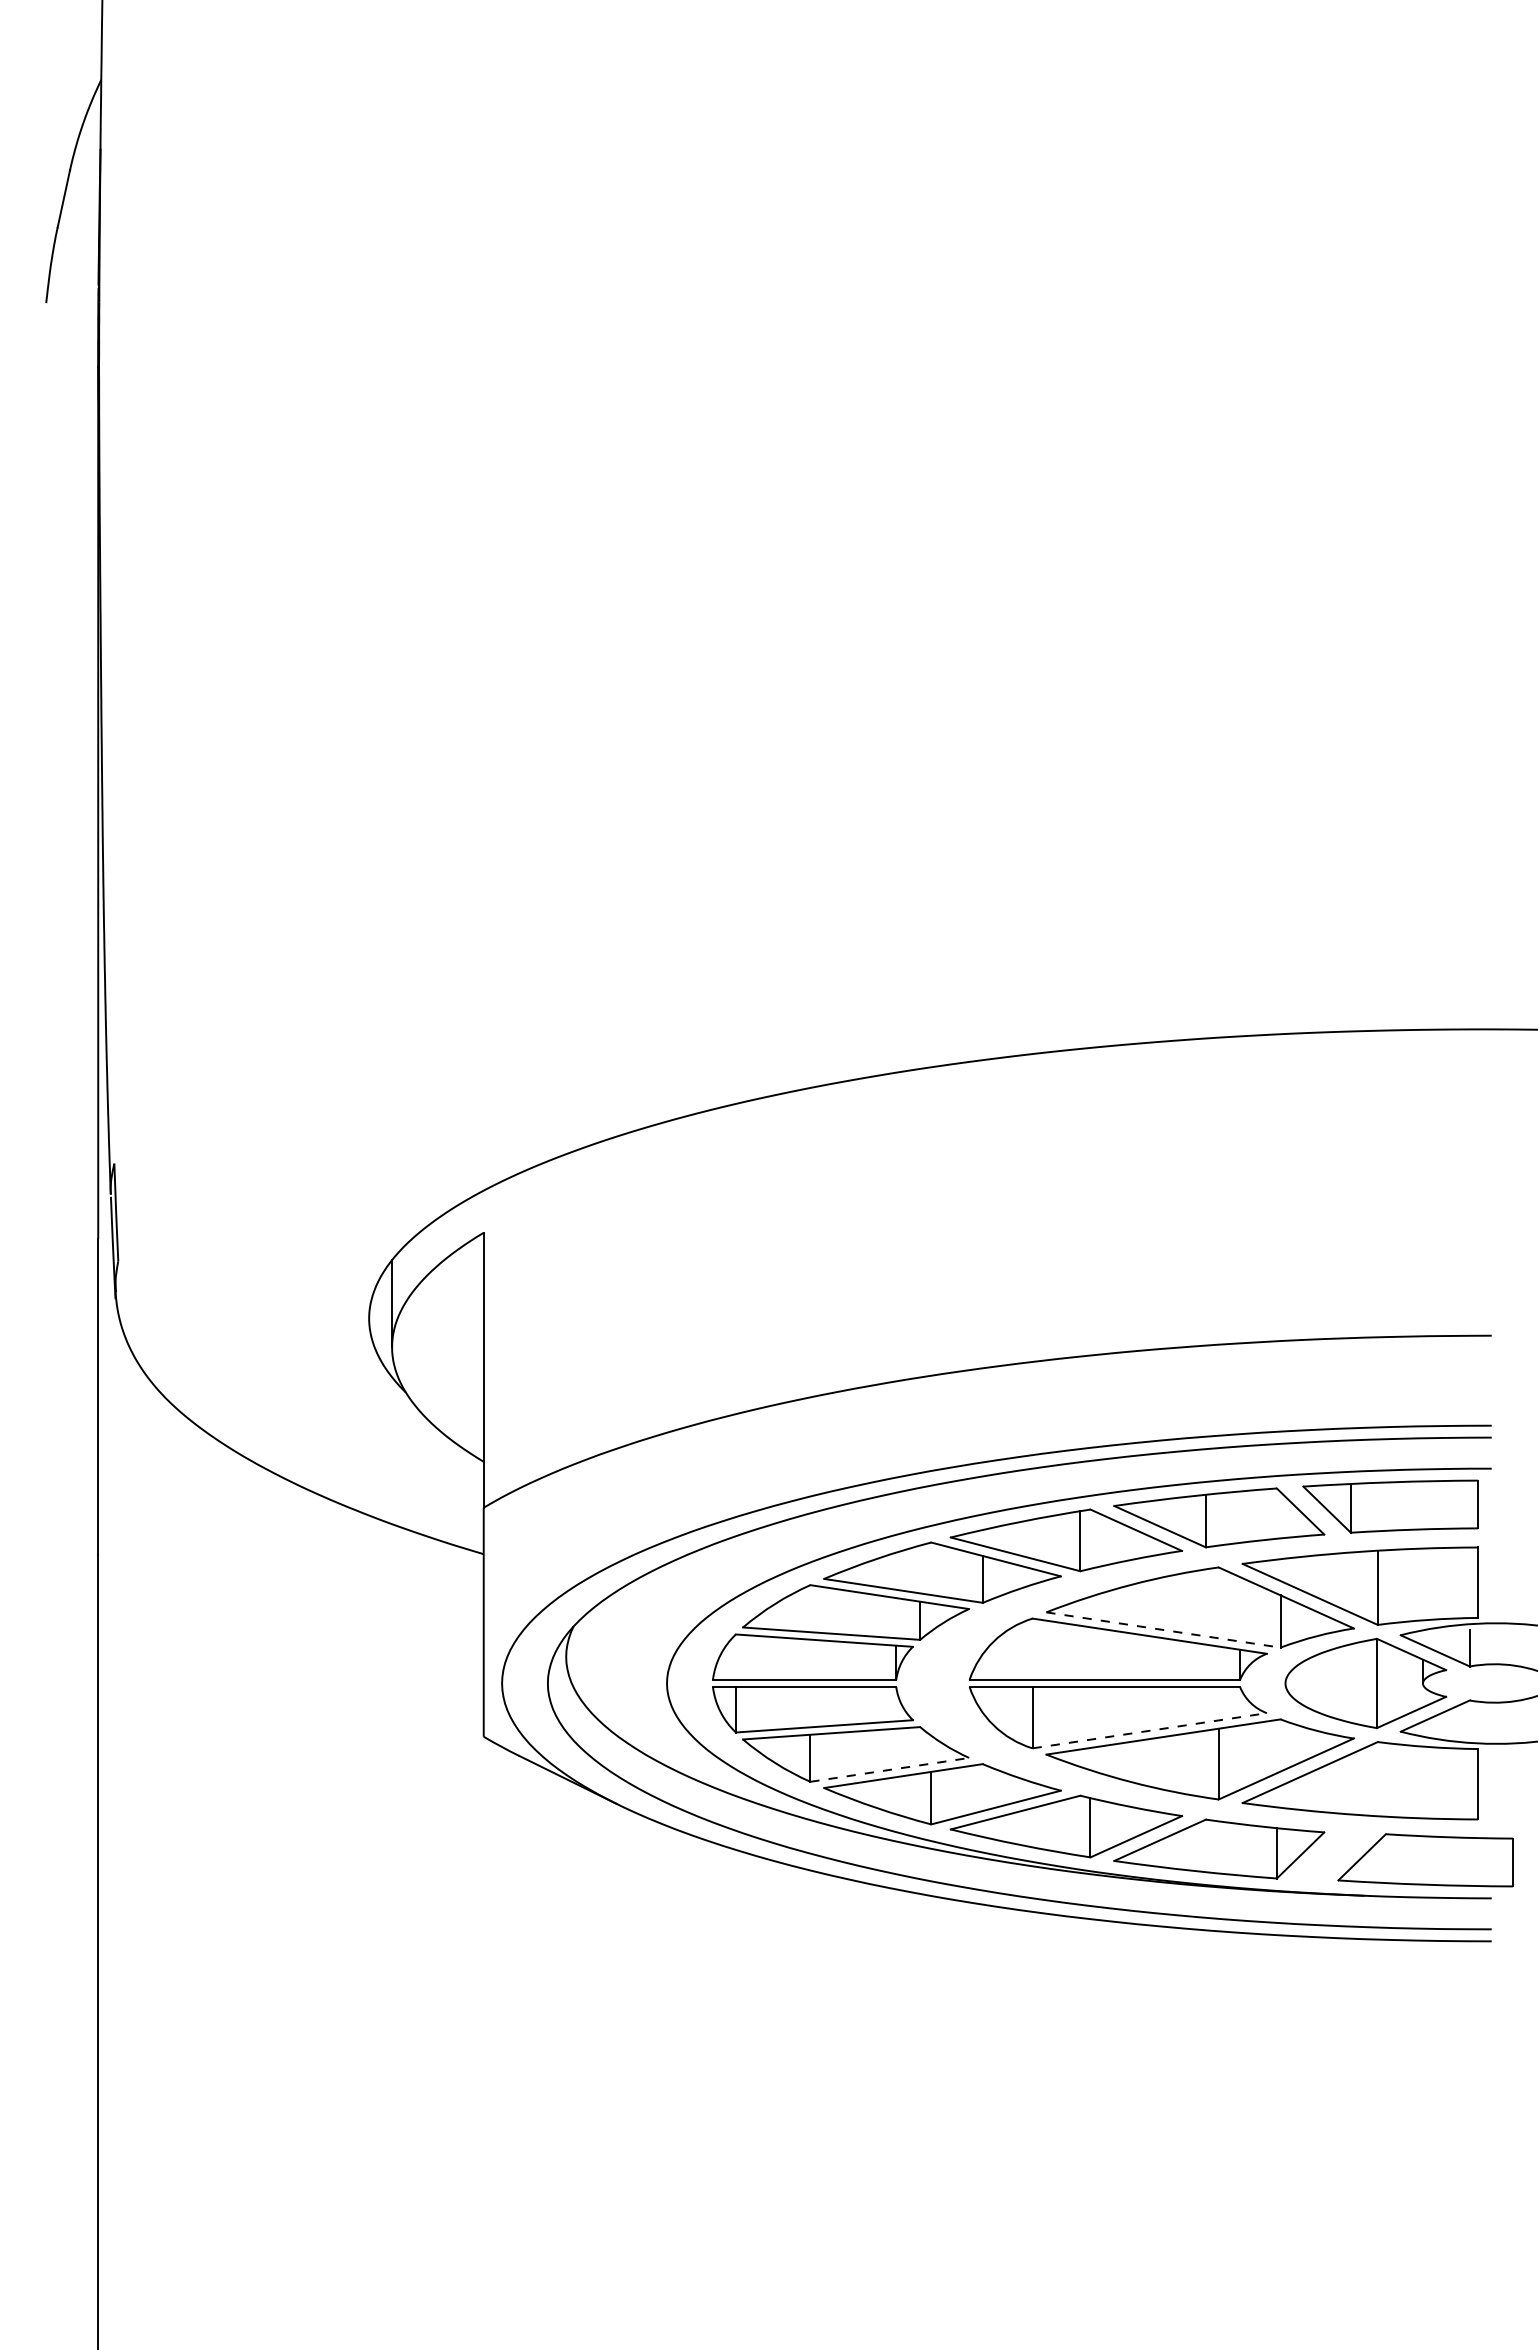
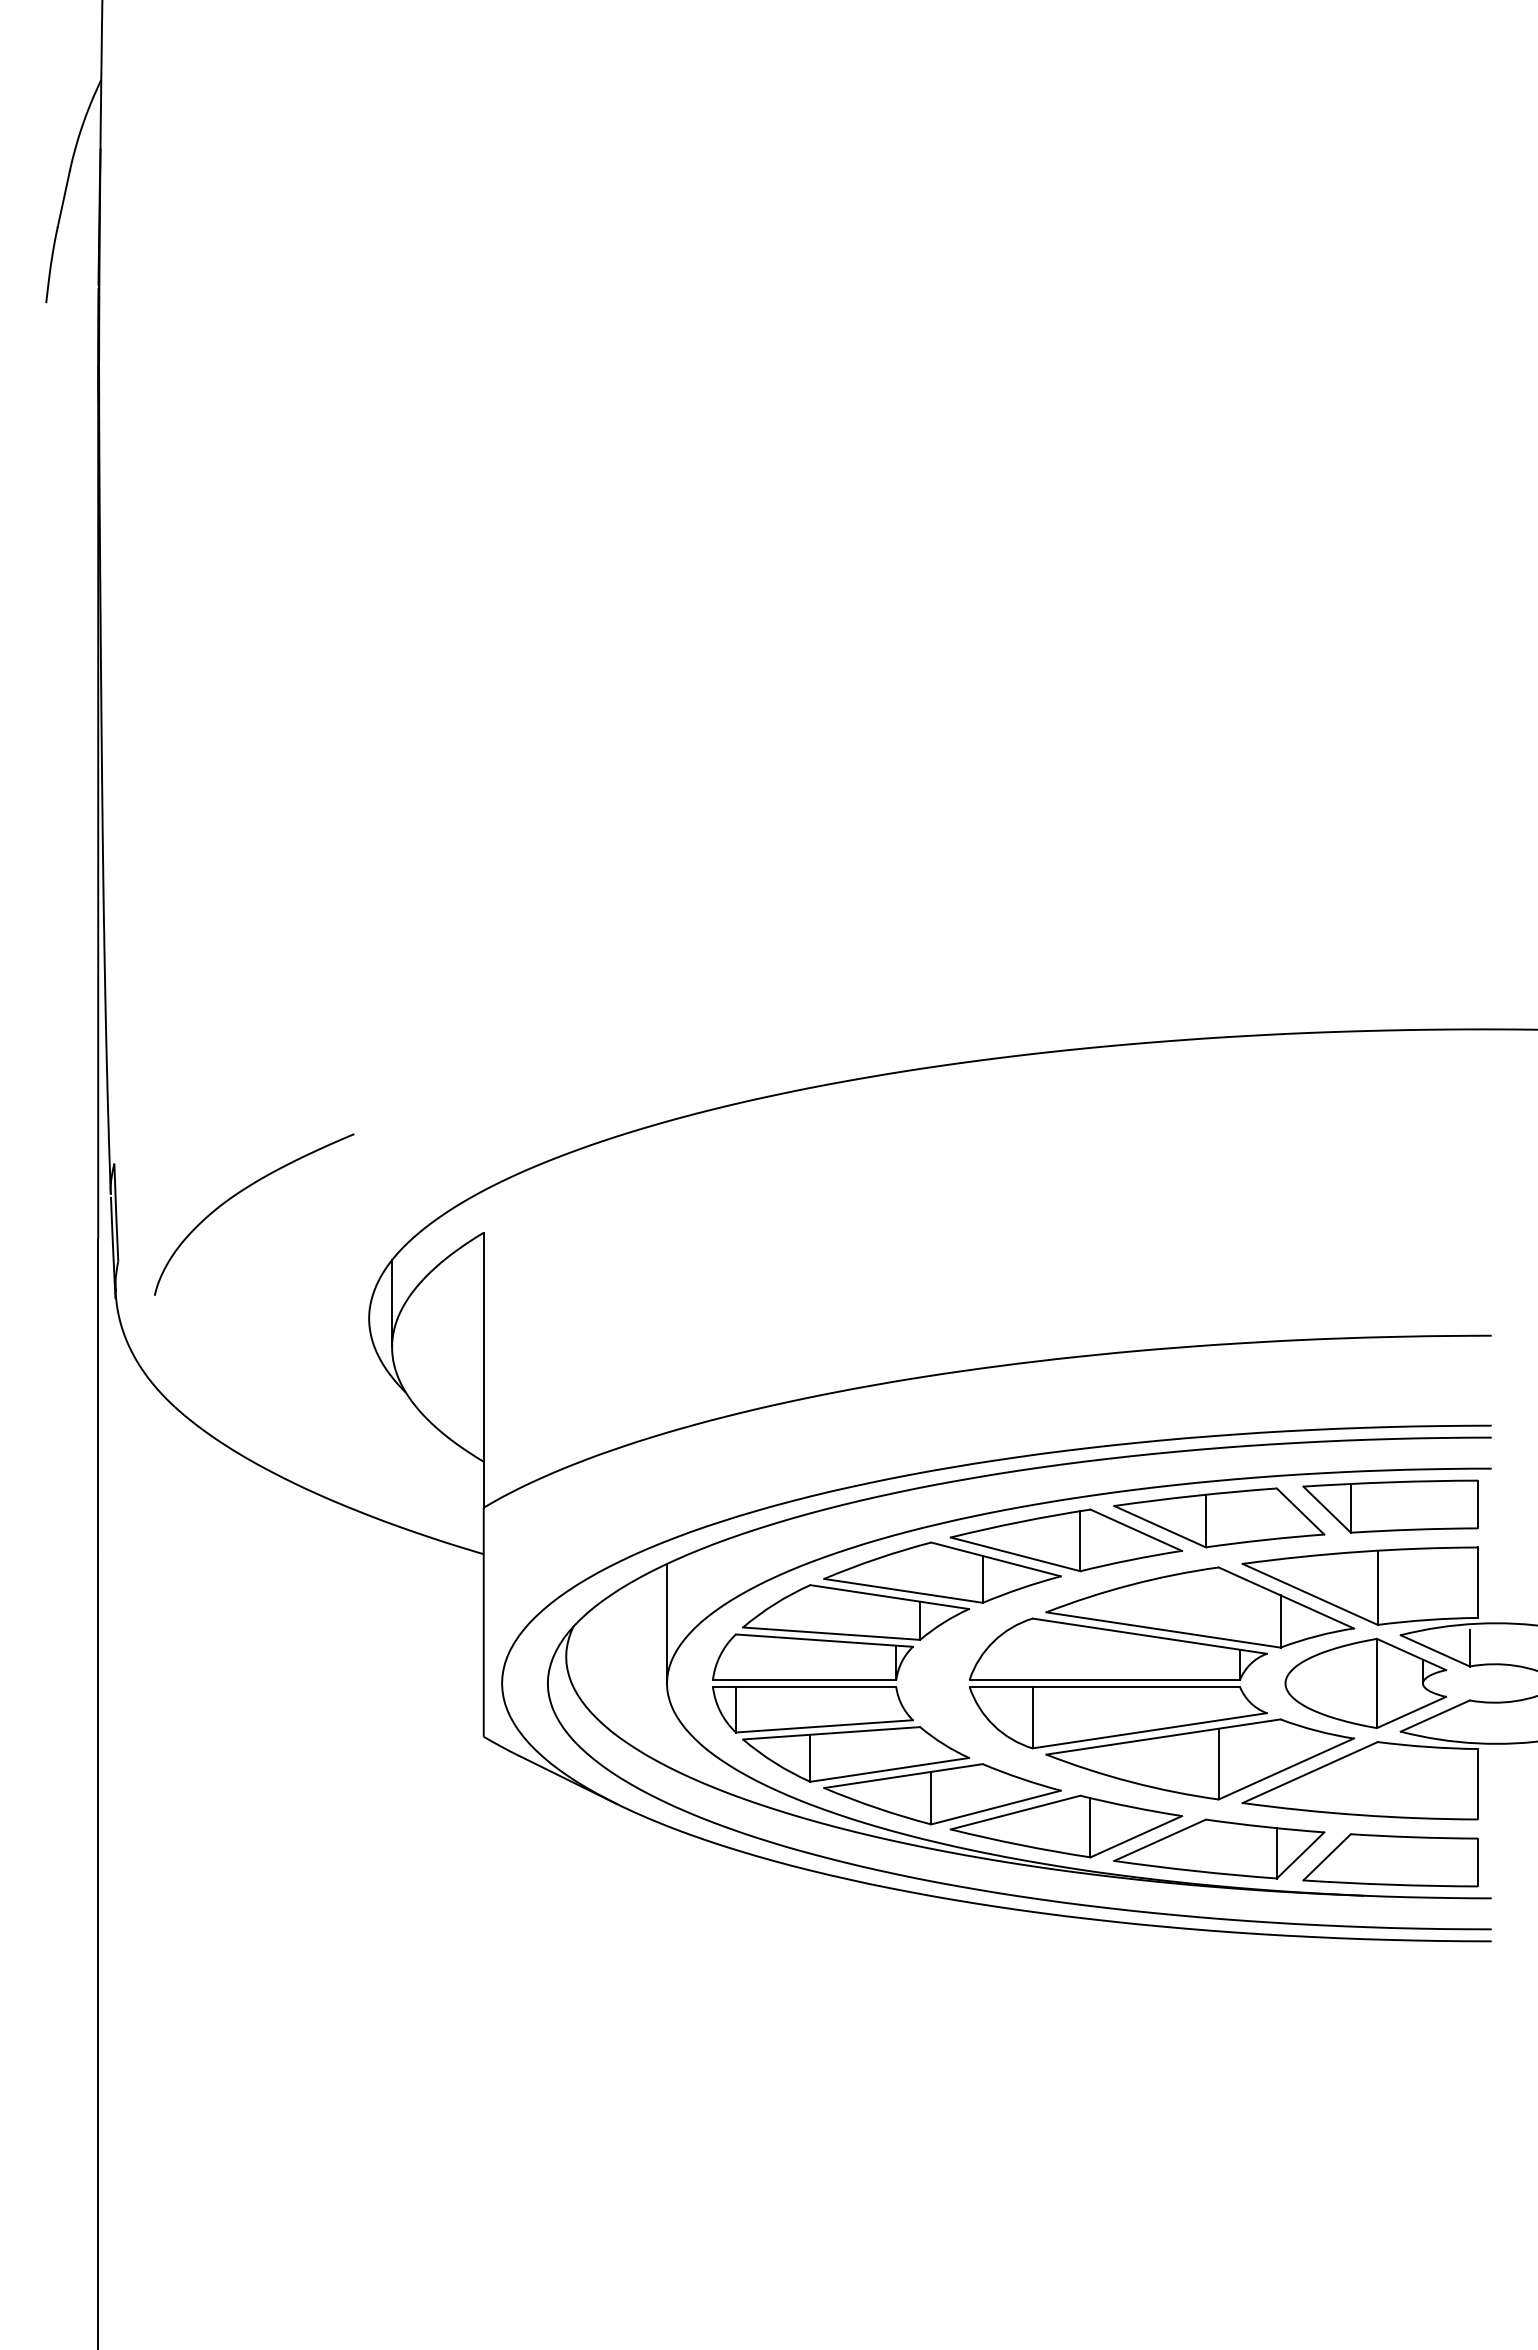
curve: none -> present (241, 1192)
line: none -> present (667, 1623)
line: dashed -> solid (1164, 1630)
line: dashed -> solid (1150, 1730)
line: dashed -> solid (890, 1769)
part position: (1425, 1860) -> (1390, 1860) (1390, 1860)
